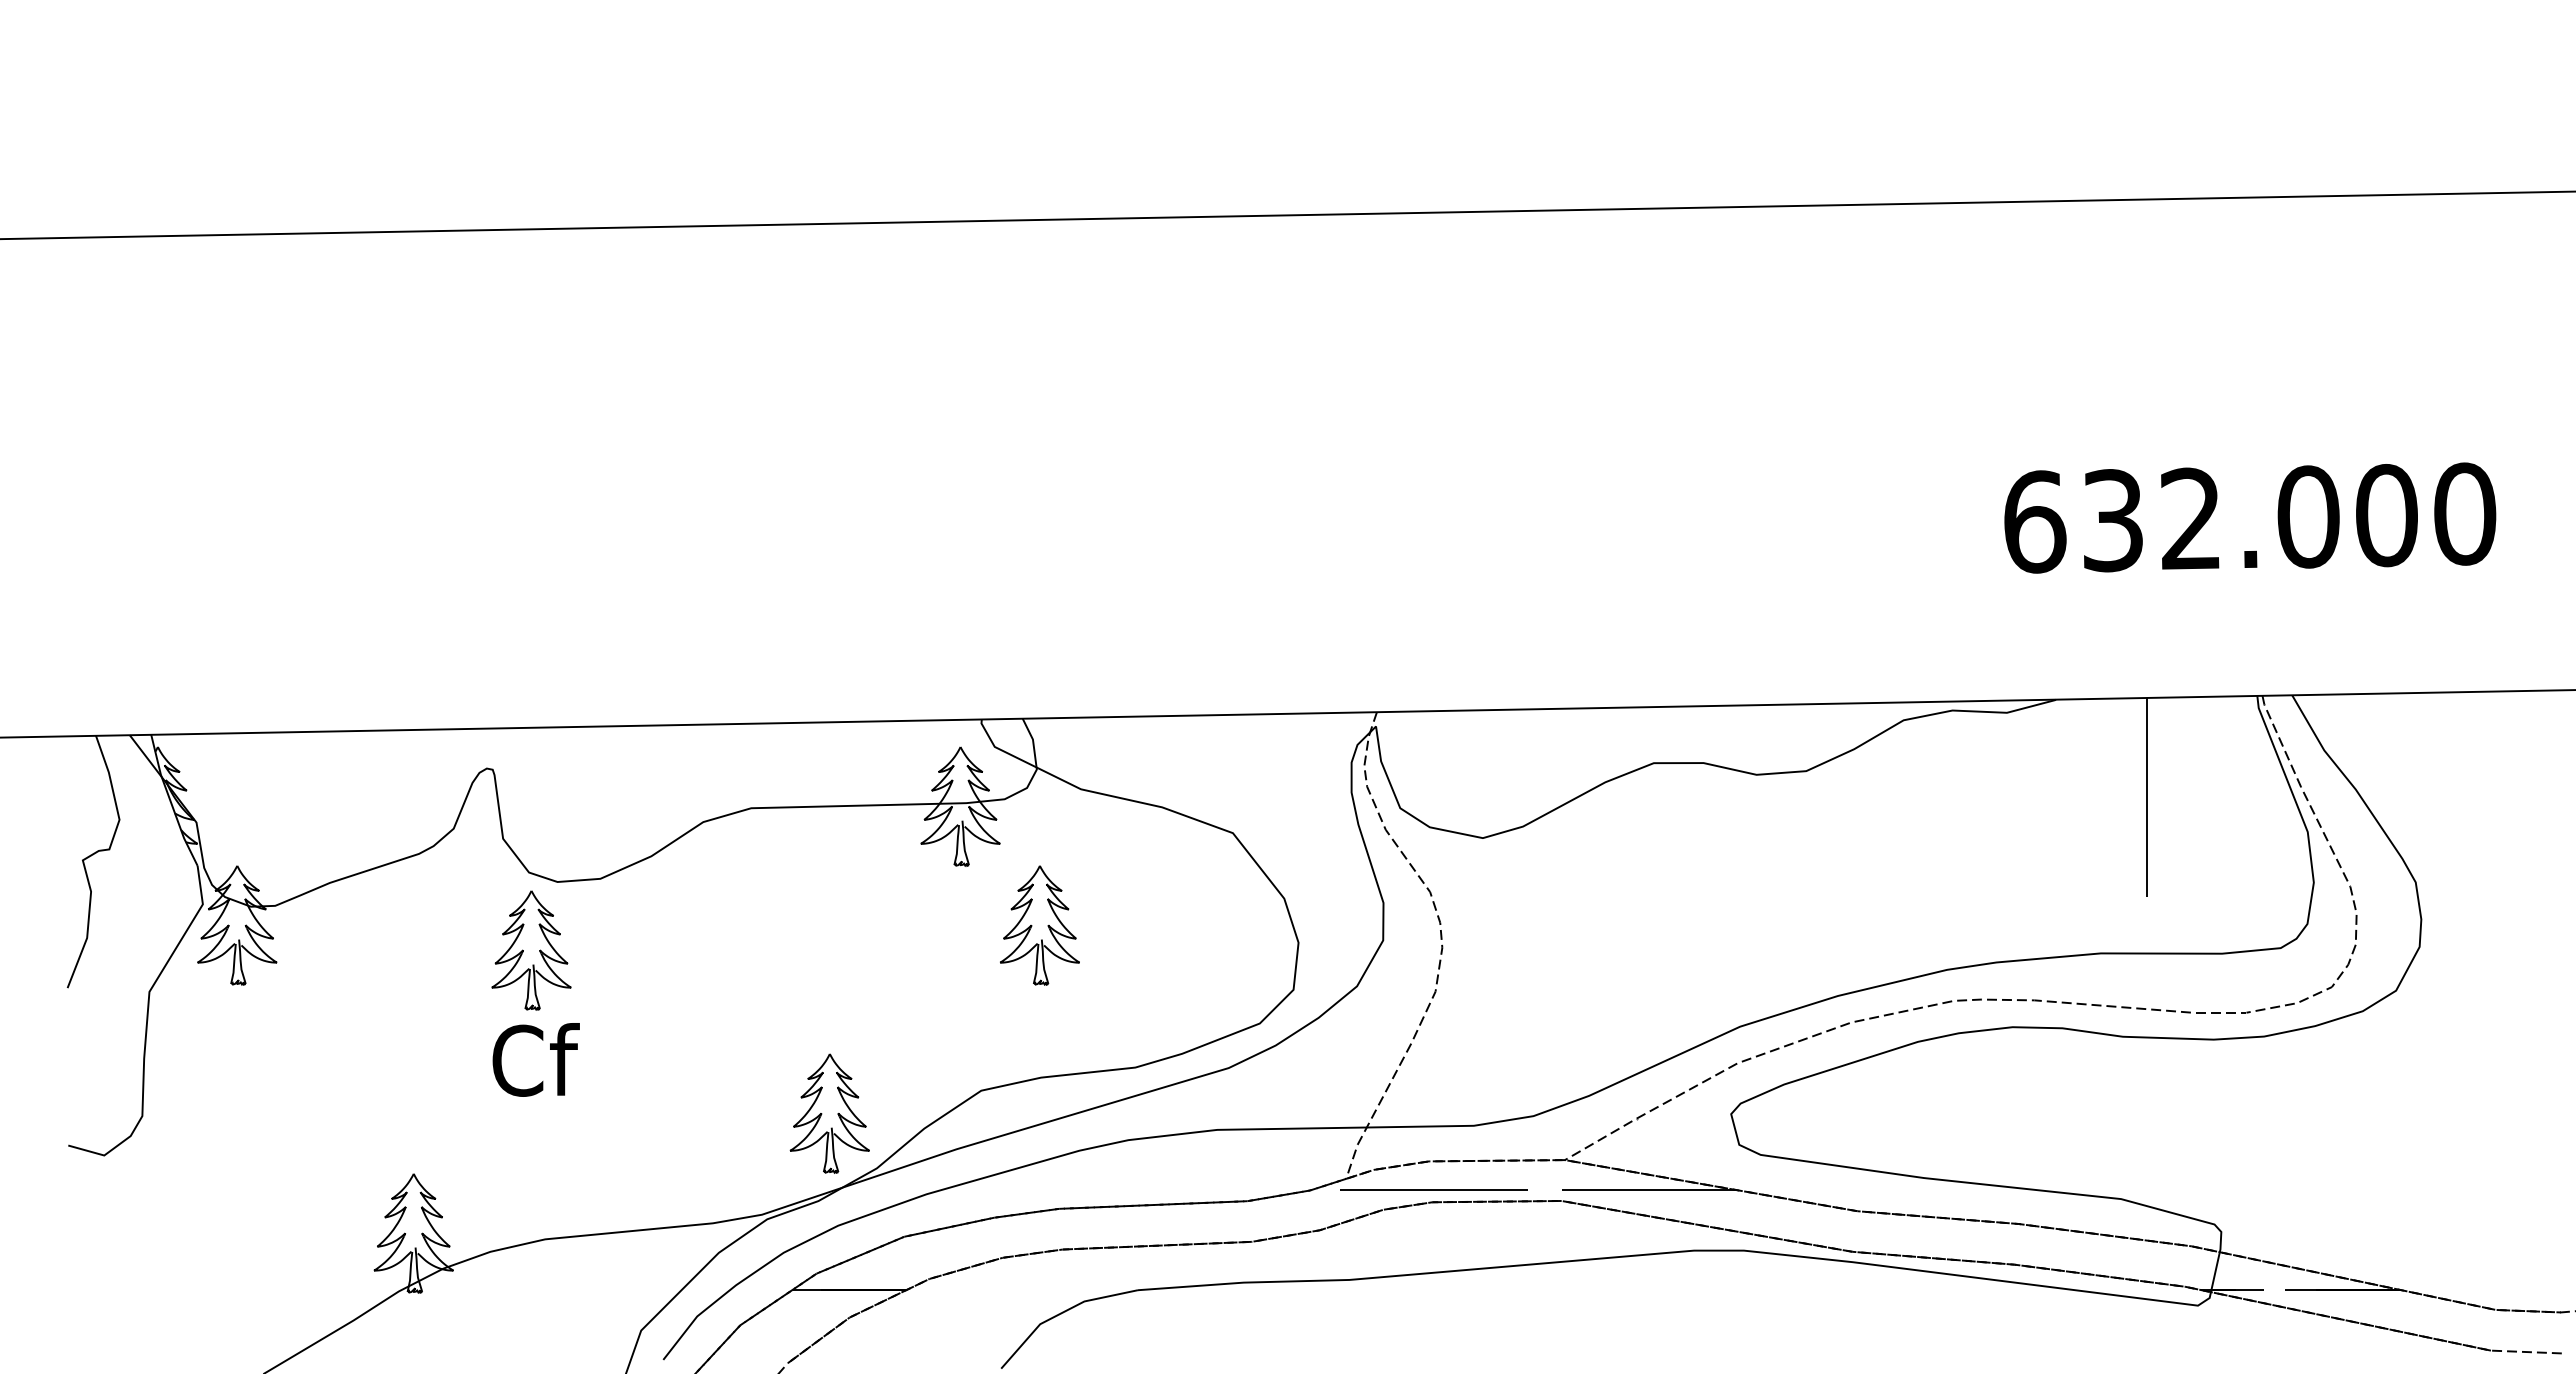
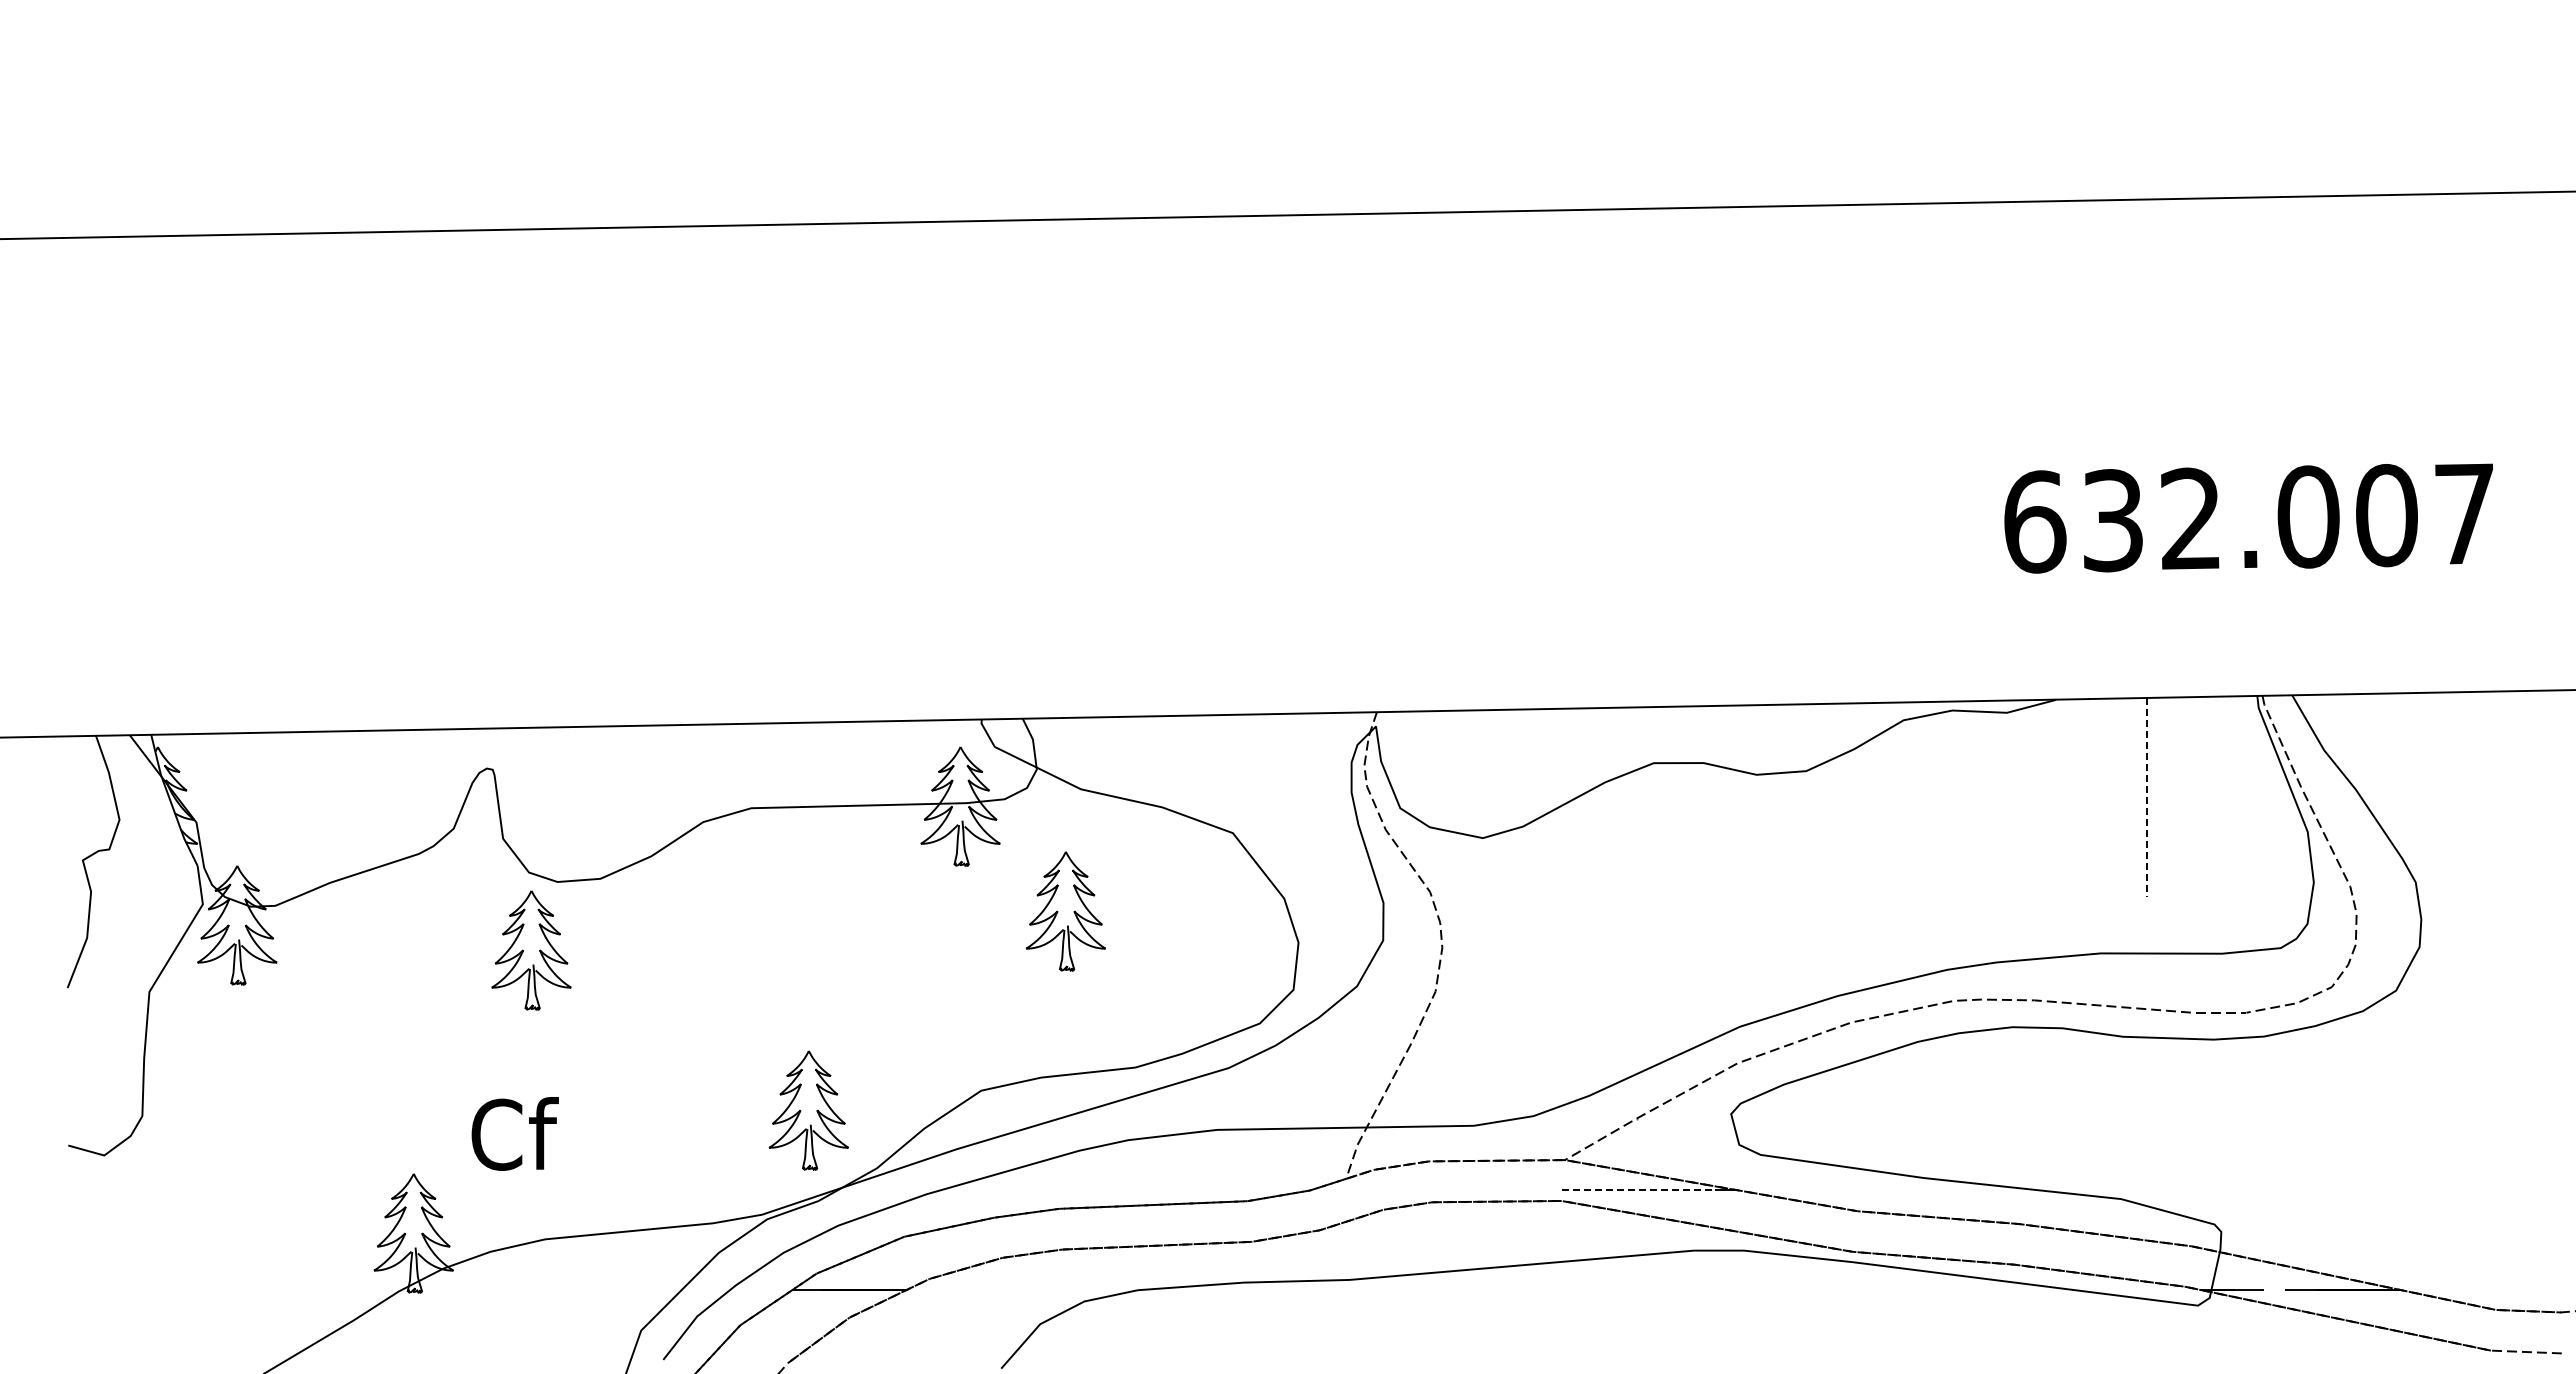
text: 632.000 -> 632.007 (2465, 513)
line: solid -> dashed (2147, 797)
part position: (1039, 925) -> (1065, 911) (1065, 911)
text position: (535, 1059) -> (514, 1133) (514, 1133)
part position: (829, 1113) -> (808, 1110) (808, 1110)
line: present -> none (1433, 1189)
line: solid -> dashed (1638, 1190)
